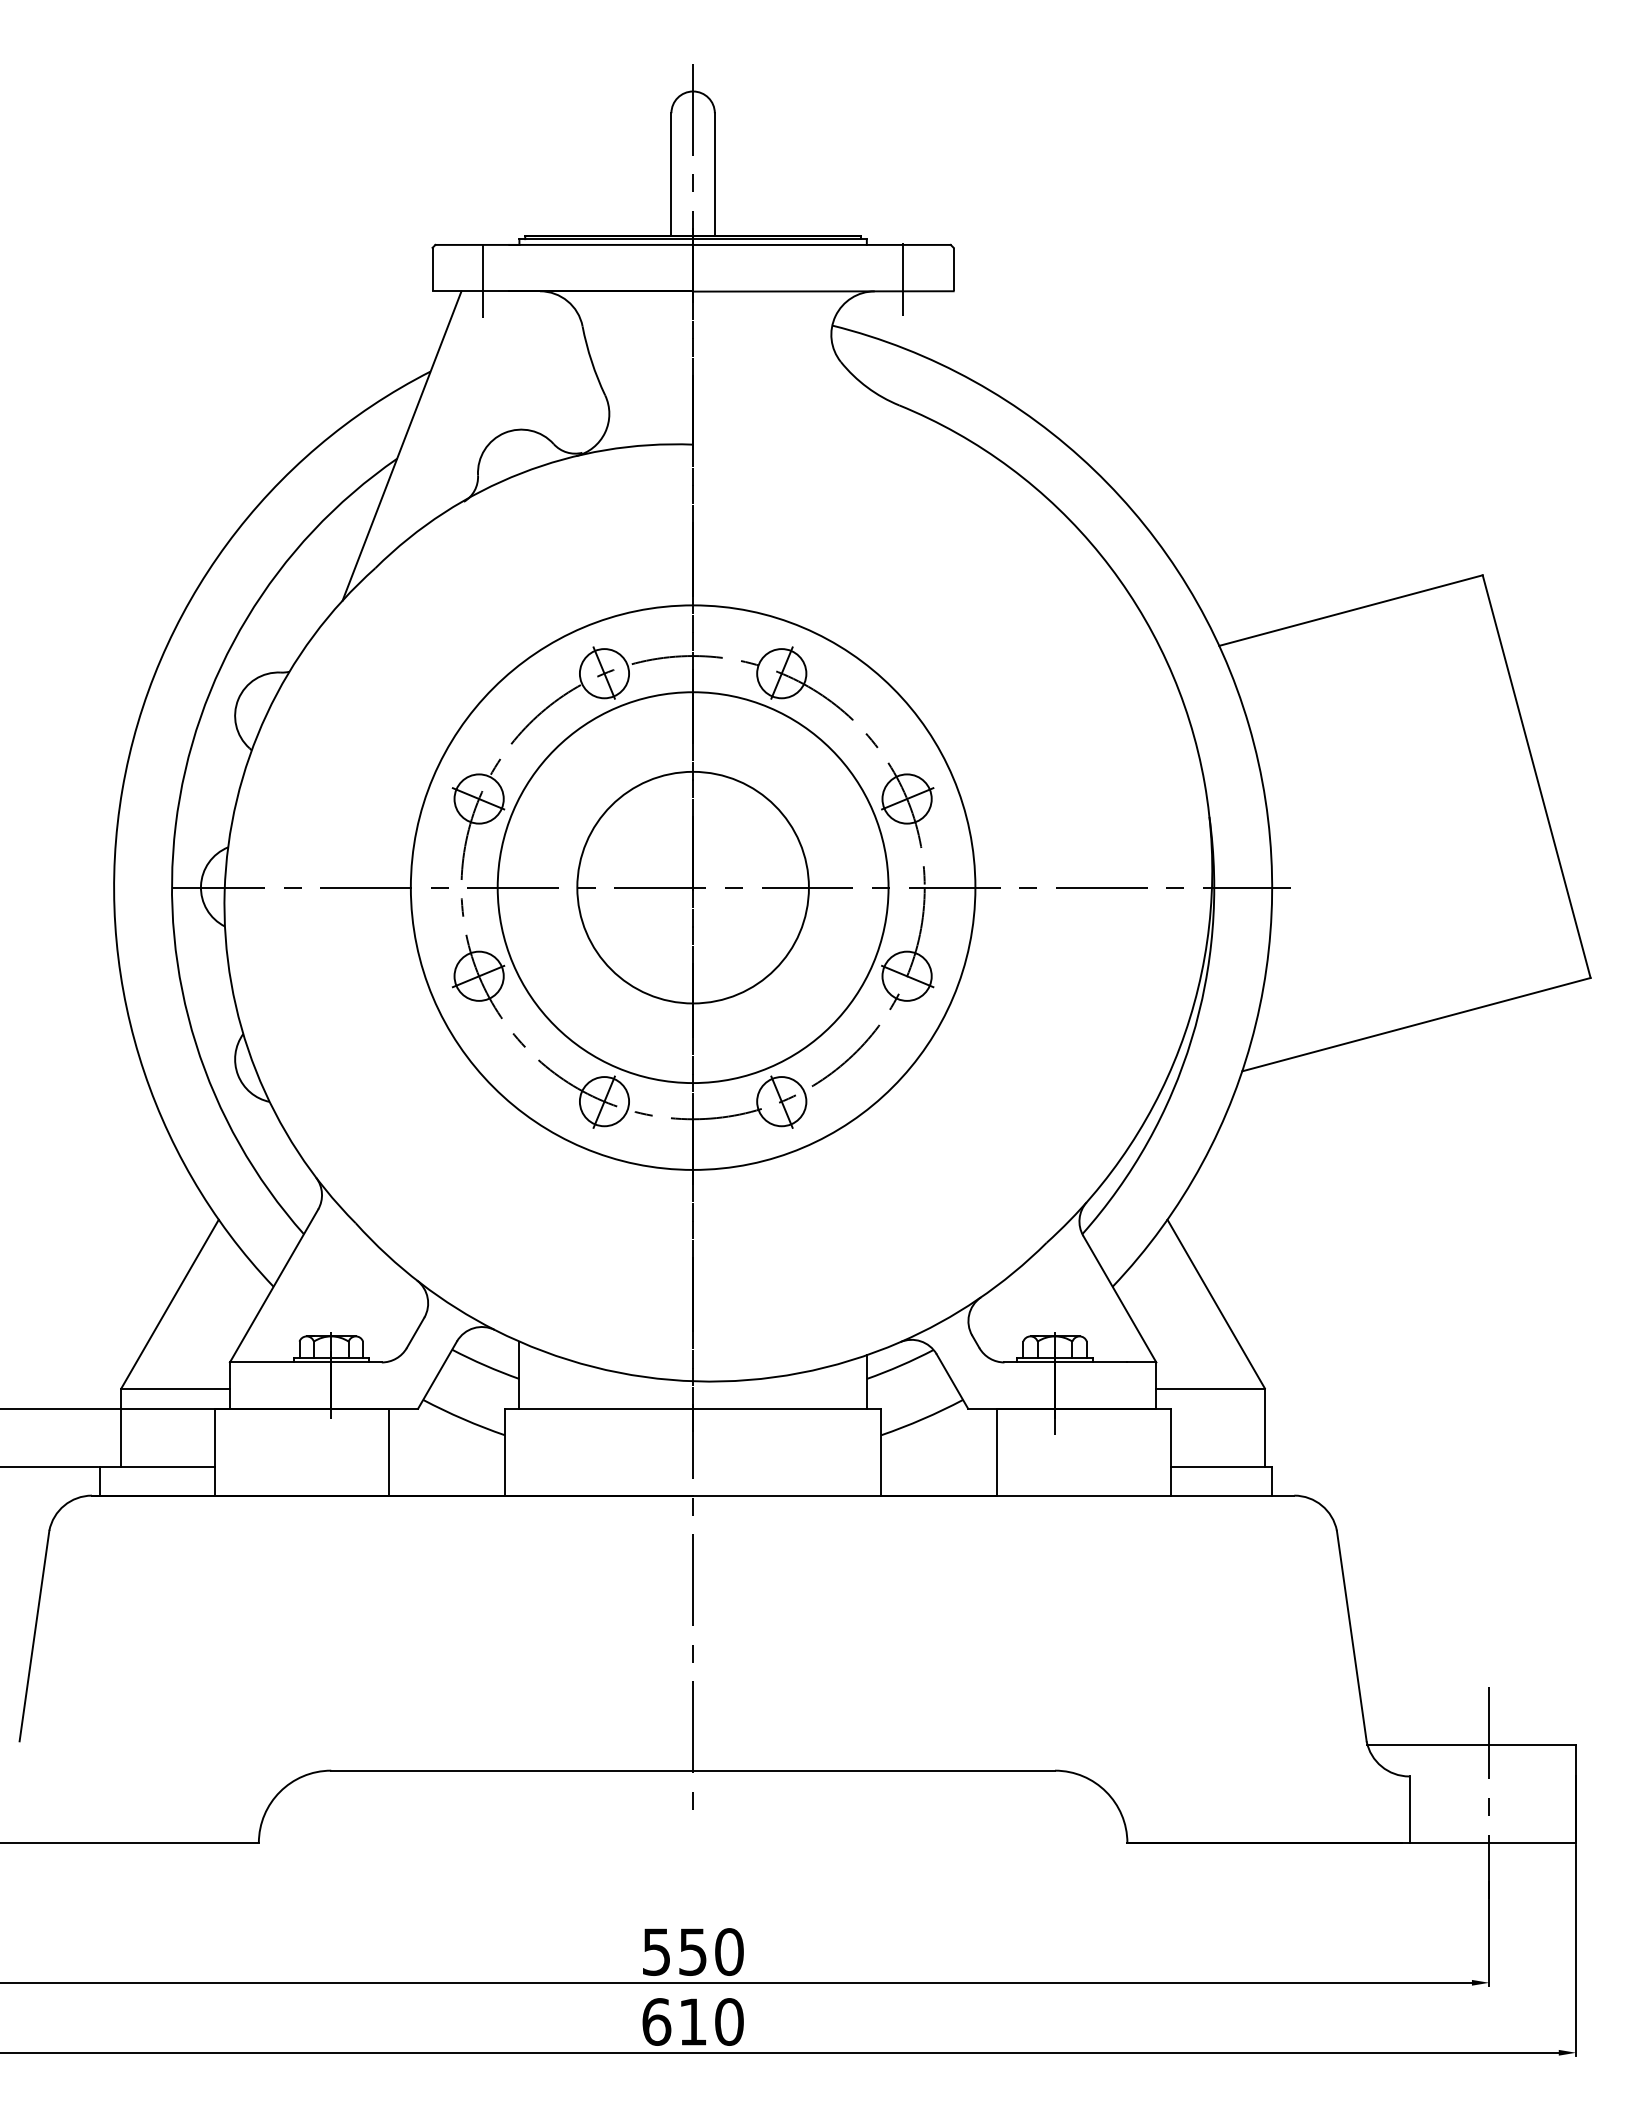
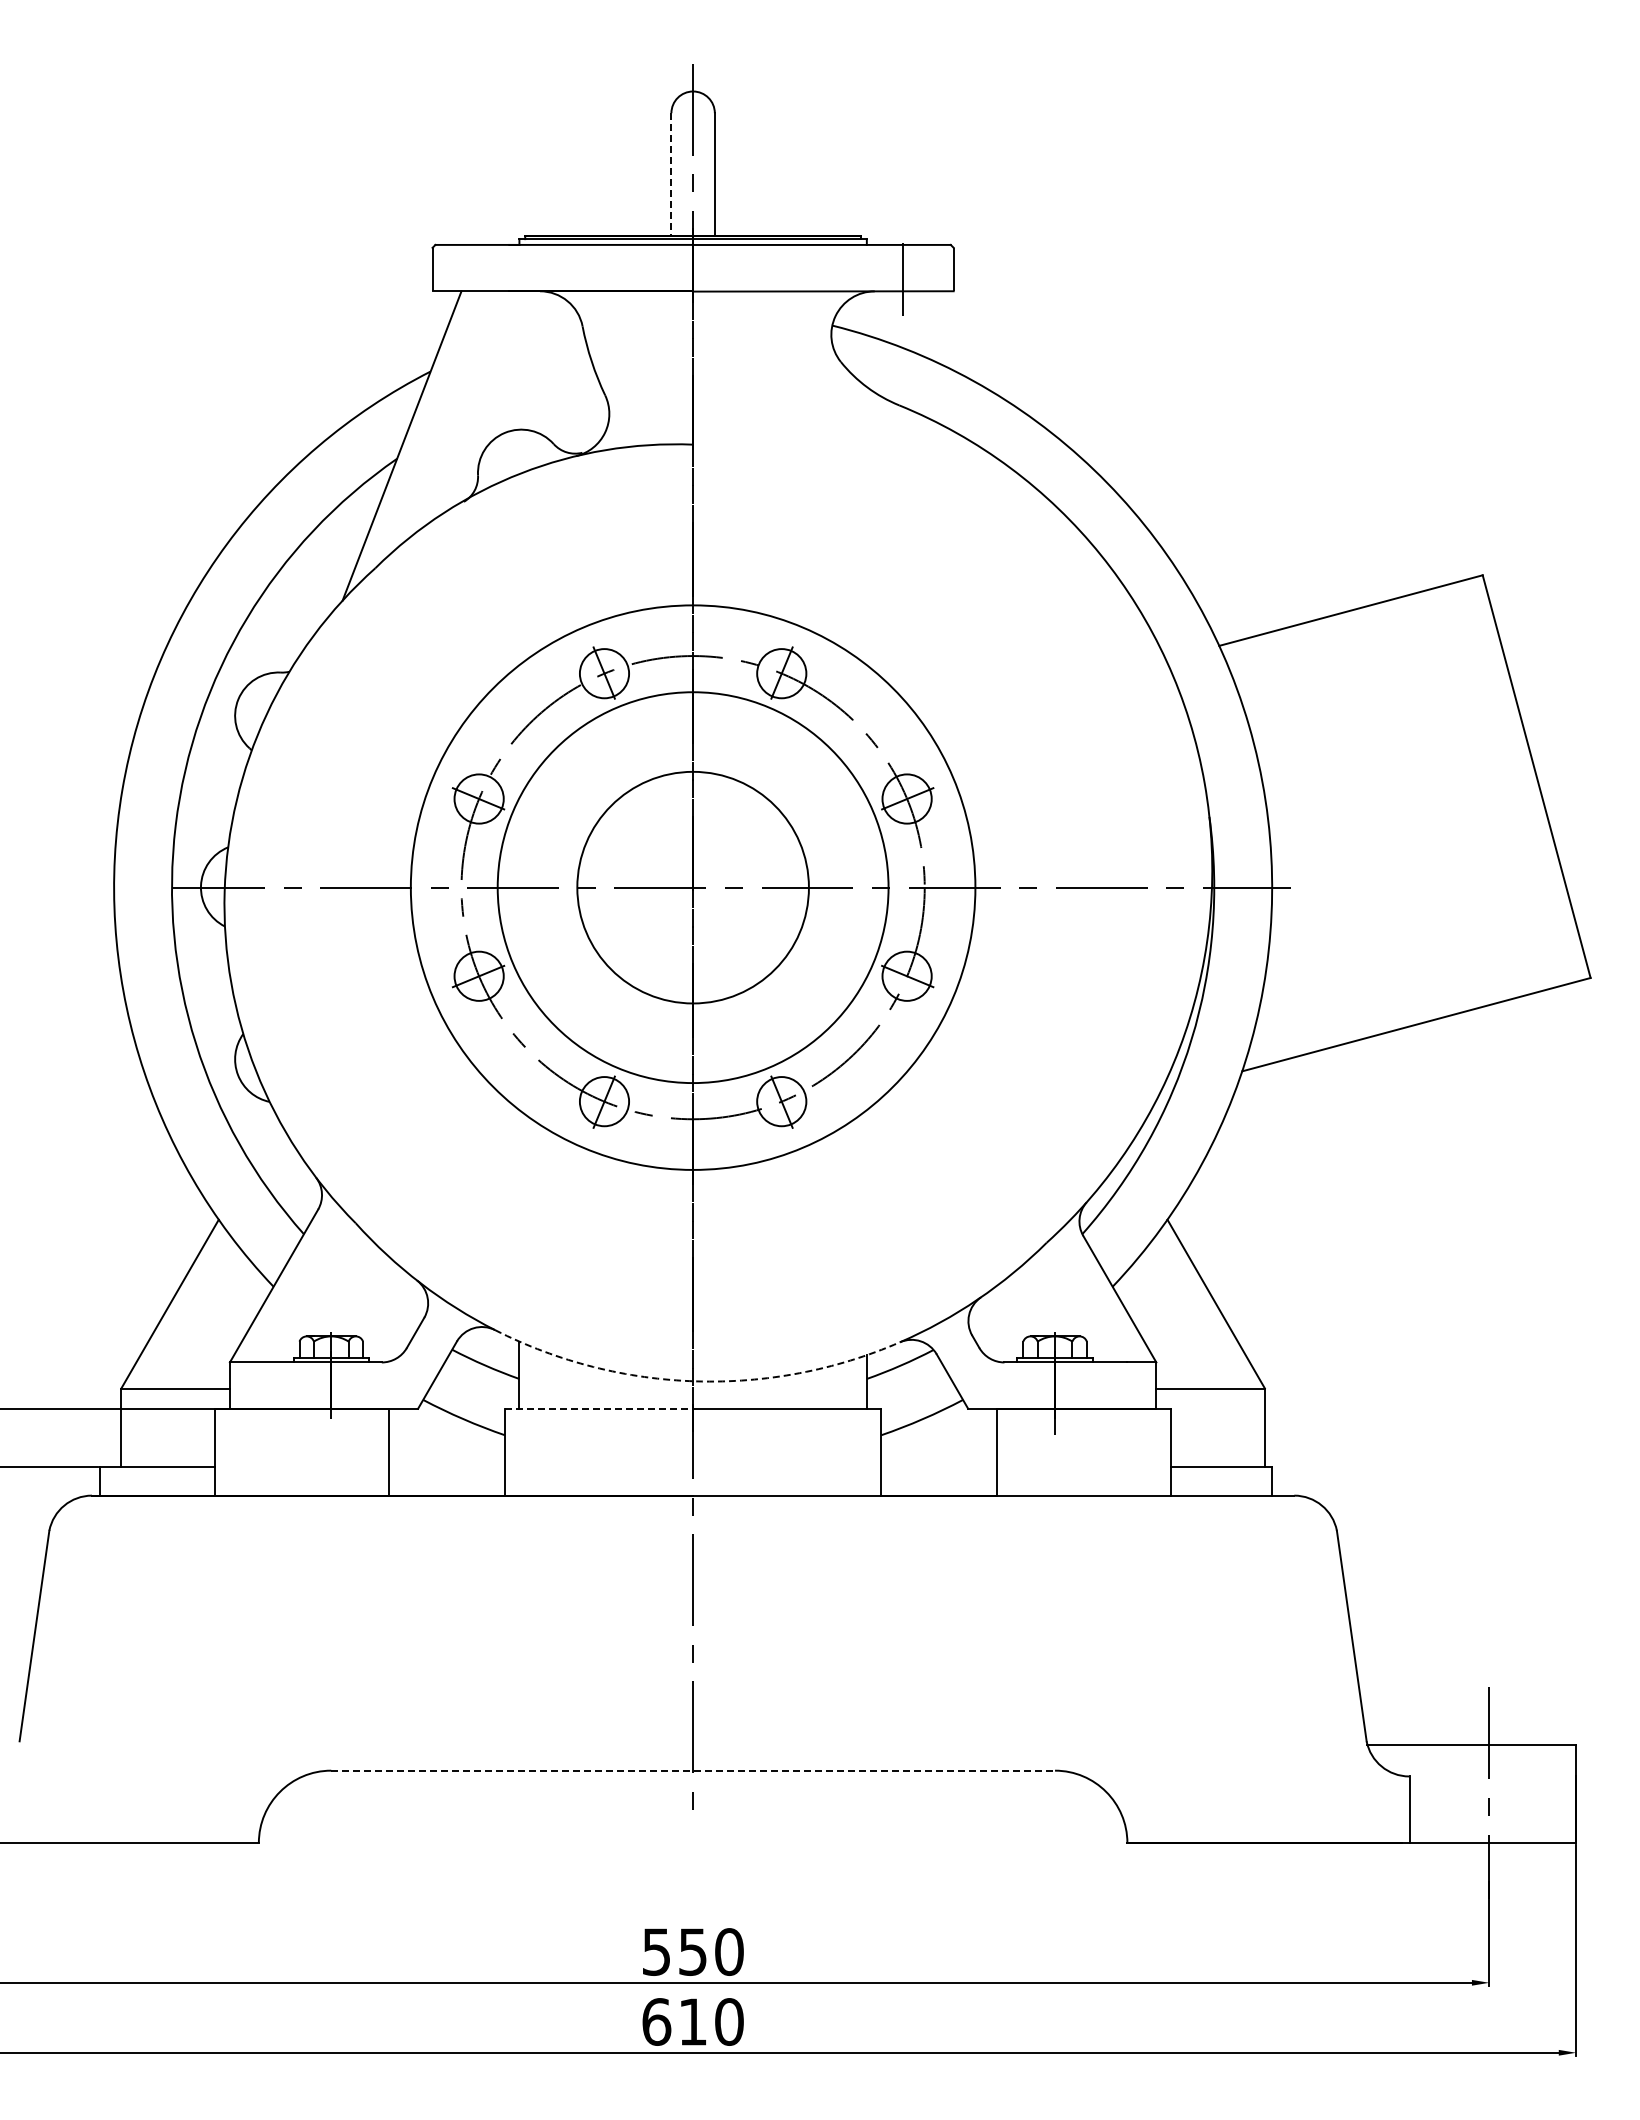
line: solid -> dashed (671, 174)
line: present -> none (483, 281)
arc: solid -> dashed (696, 1381)
line: solid -> dashed (599, 1408)
line: solid -> dashed (693, 1770)
